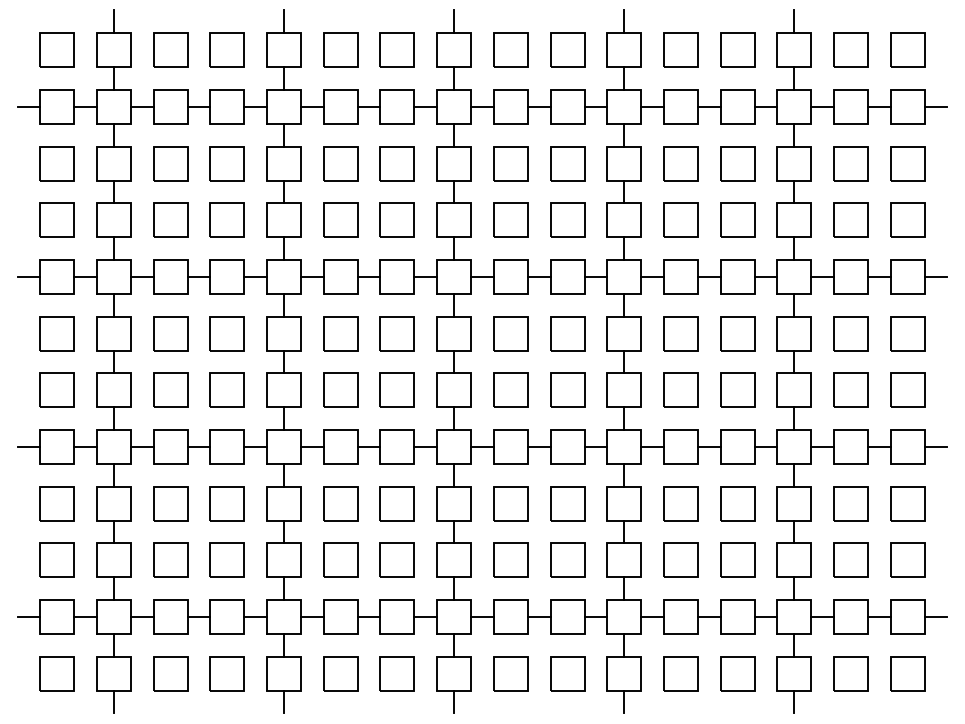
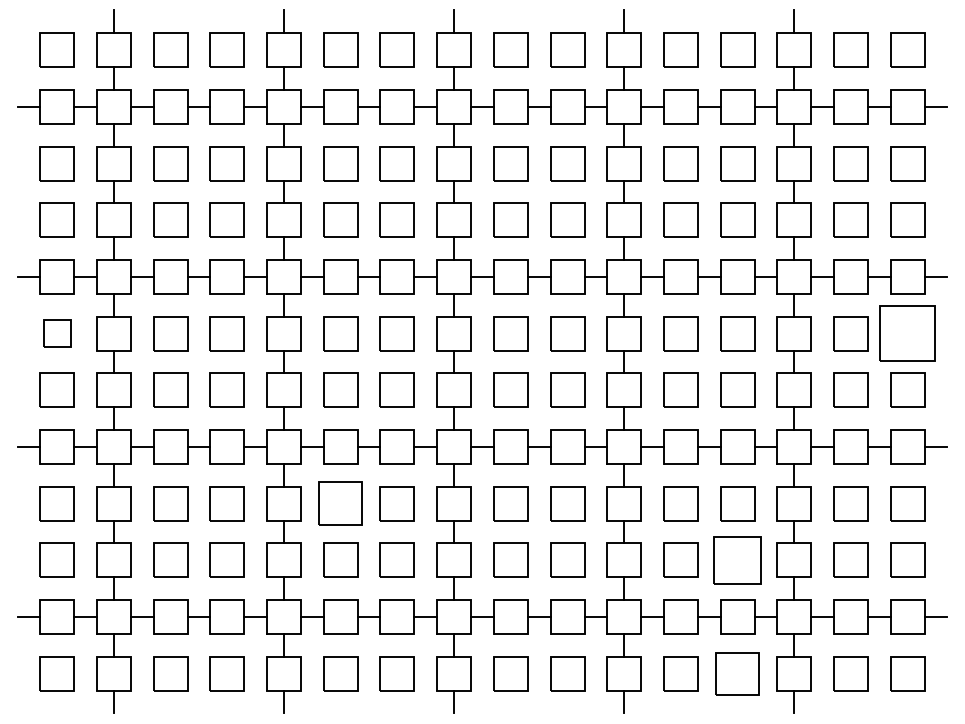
part size: 36x36 px -> 29x29 px (57, 333)
part size: 36x36 px -> 57x57 px (907, 333)
part size: 36x36 px -> 45x45 px (340, 503)
part size: 36x36 px -> 49x49 px (737, 560)
part size: 36x36 px -> 45x44 px (737, 673)
